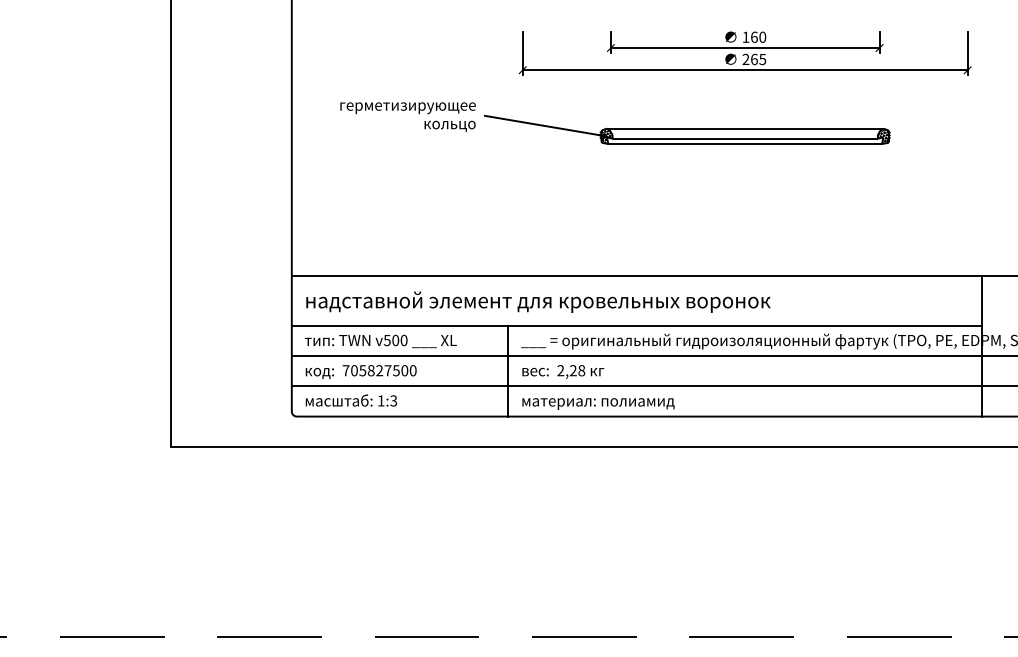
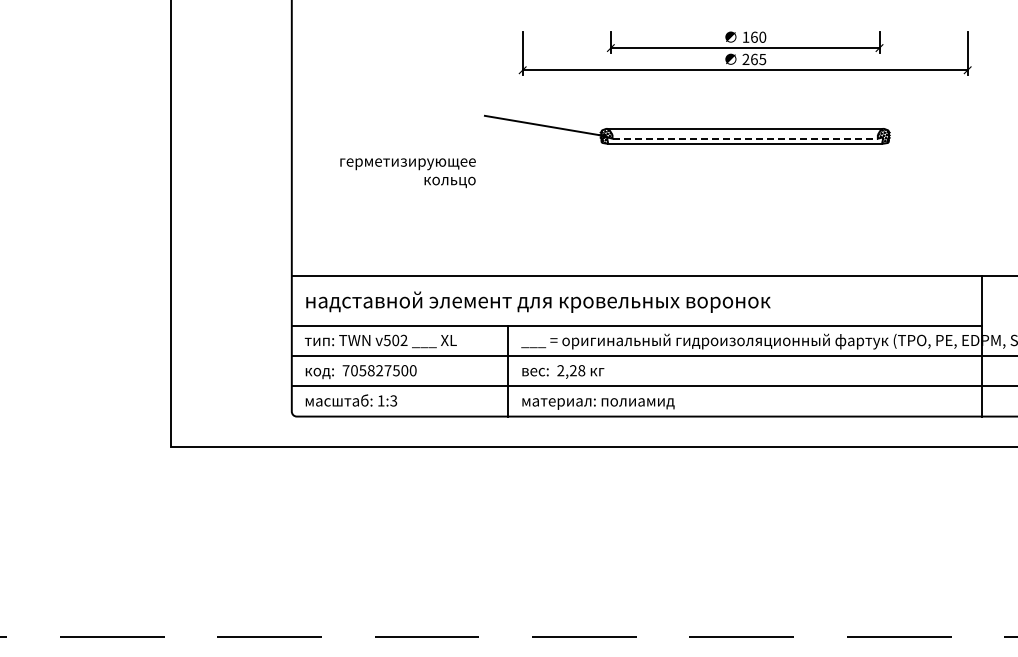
text position: (407, 116) -> (407, 172) (407, 172)
line: solid -> dashed (745, 138)
text: v500 -> v502 (403, 340)
